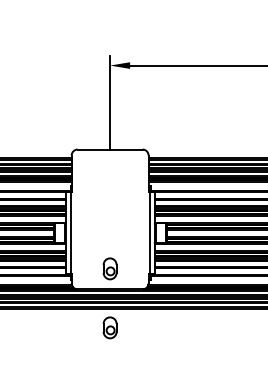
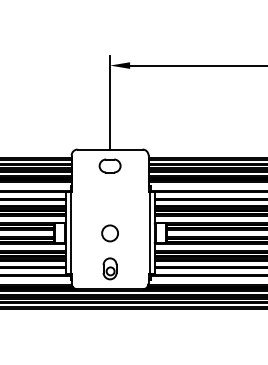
part: none -> present (109, 165)
circle: none -> present (109, 233)
part: present -> none (109, 327)
